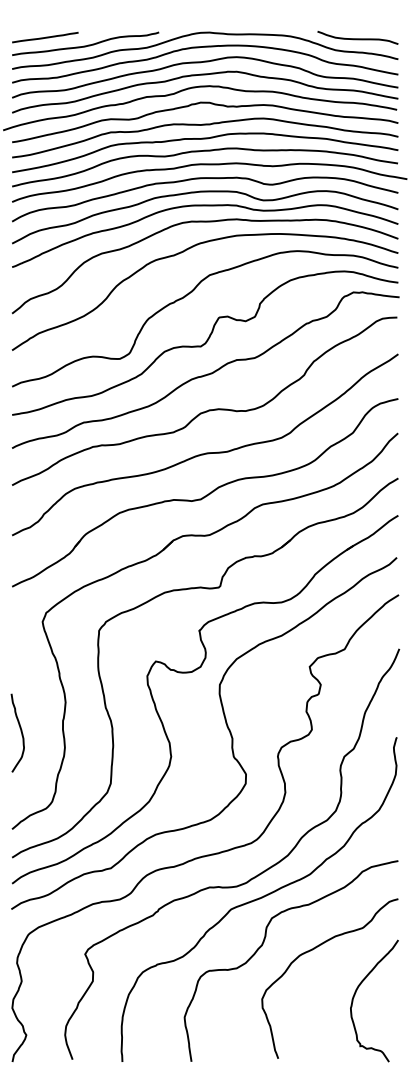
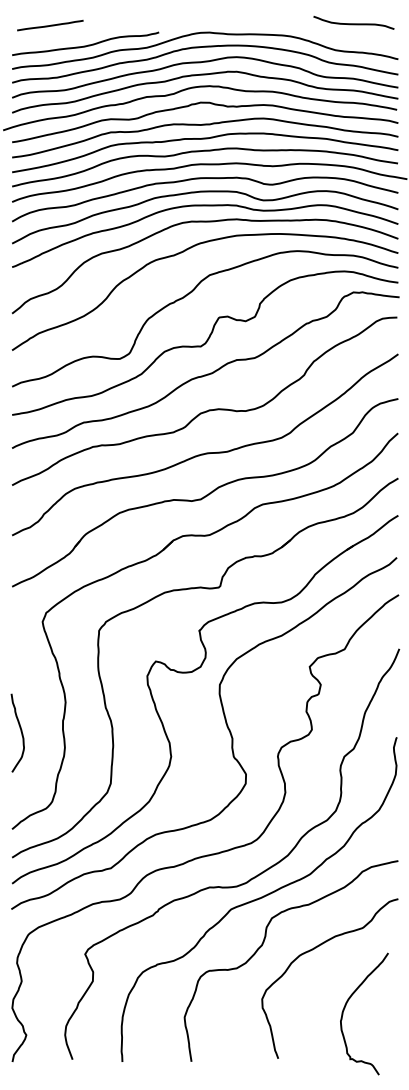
line position: (45, 37) -> (50, 25) (50, 25)
curve position: (357, 38) -> (353, 23) (353, 23)
curve position: (355, 995) -> (345, 1008) (345, 1008)
